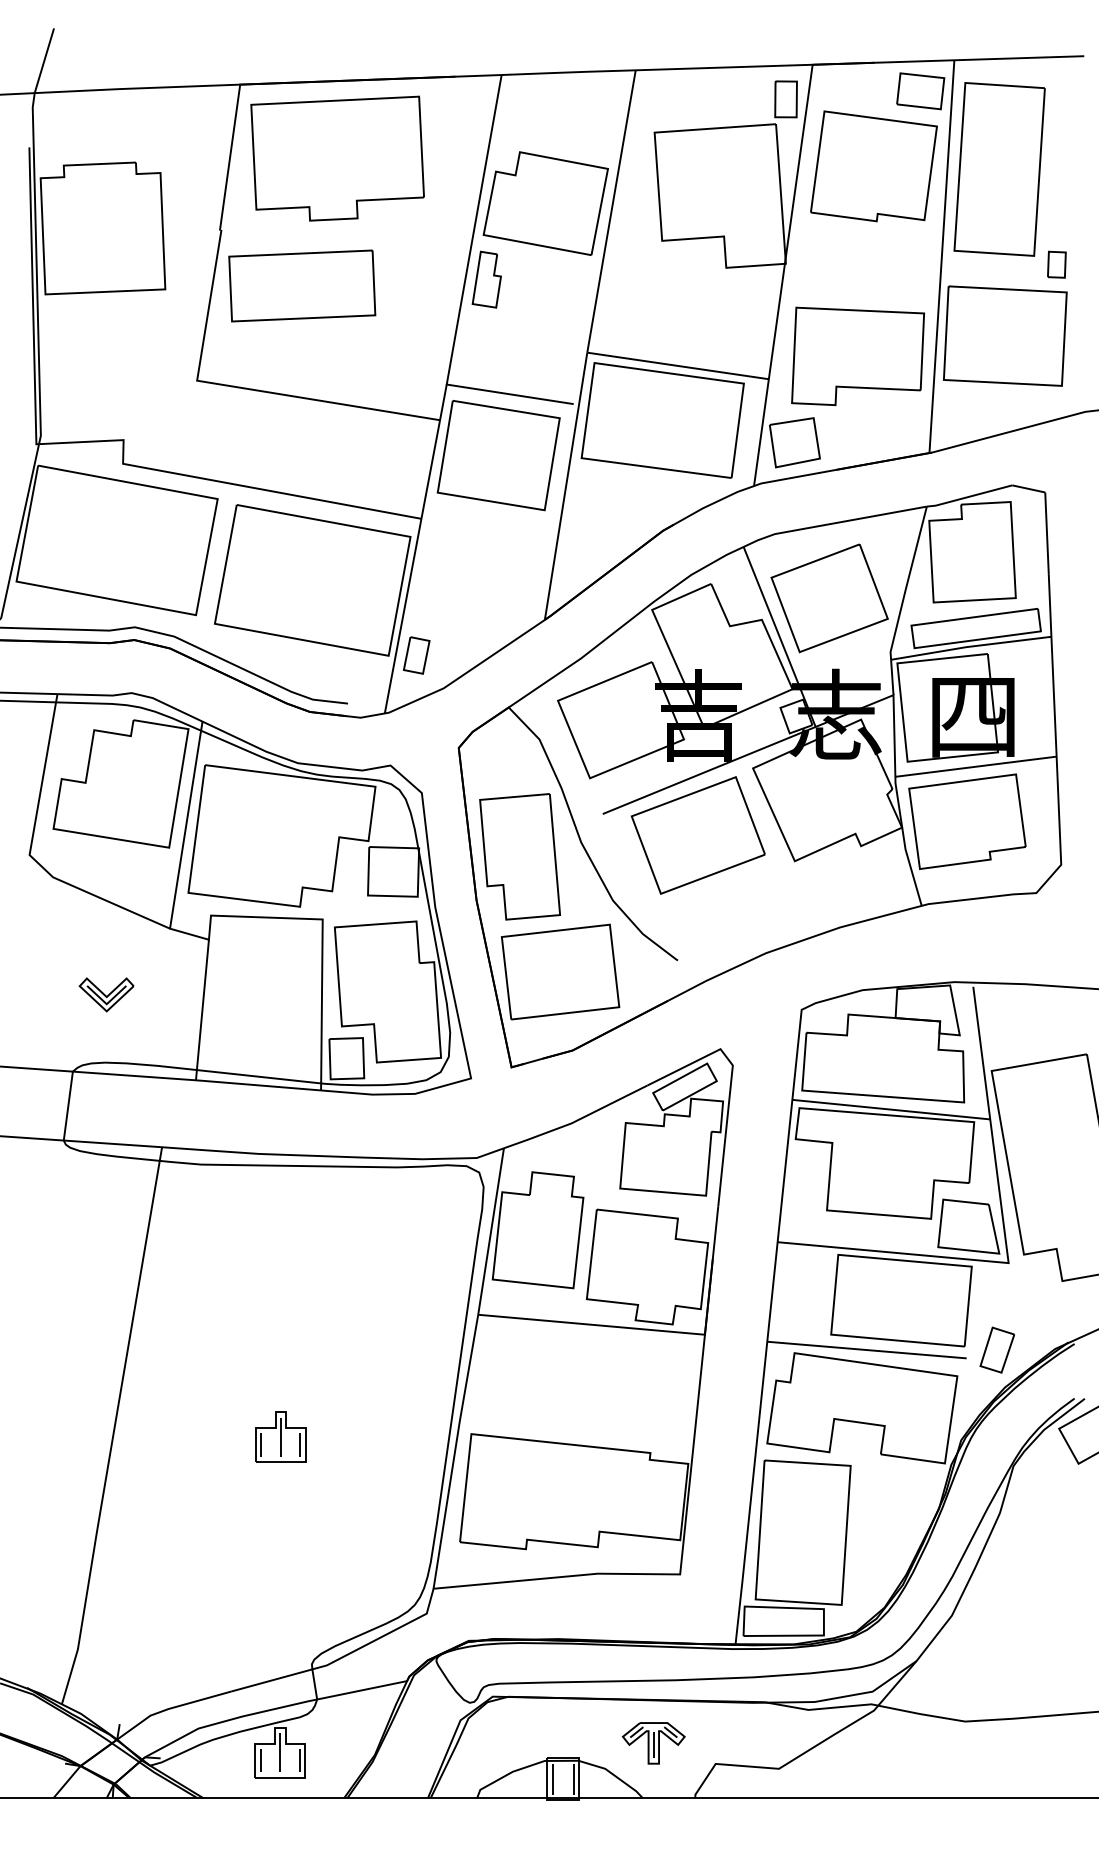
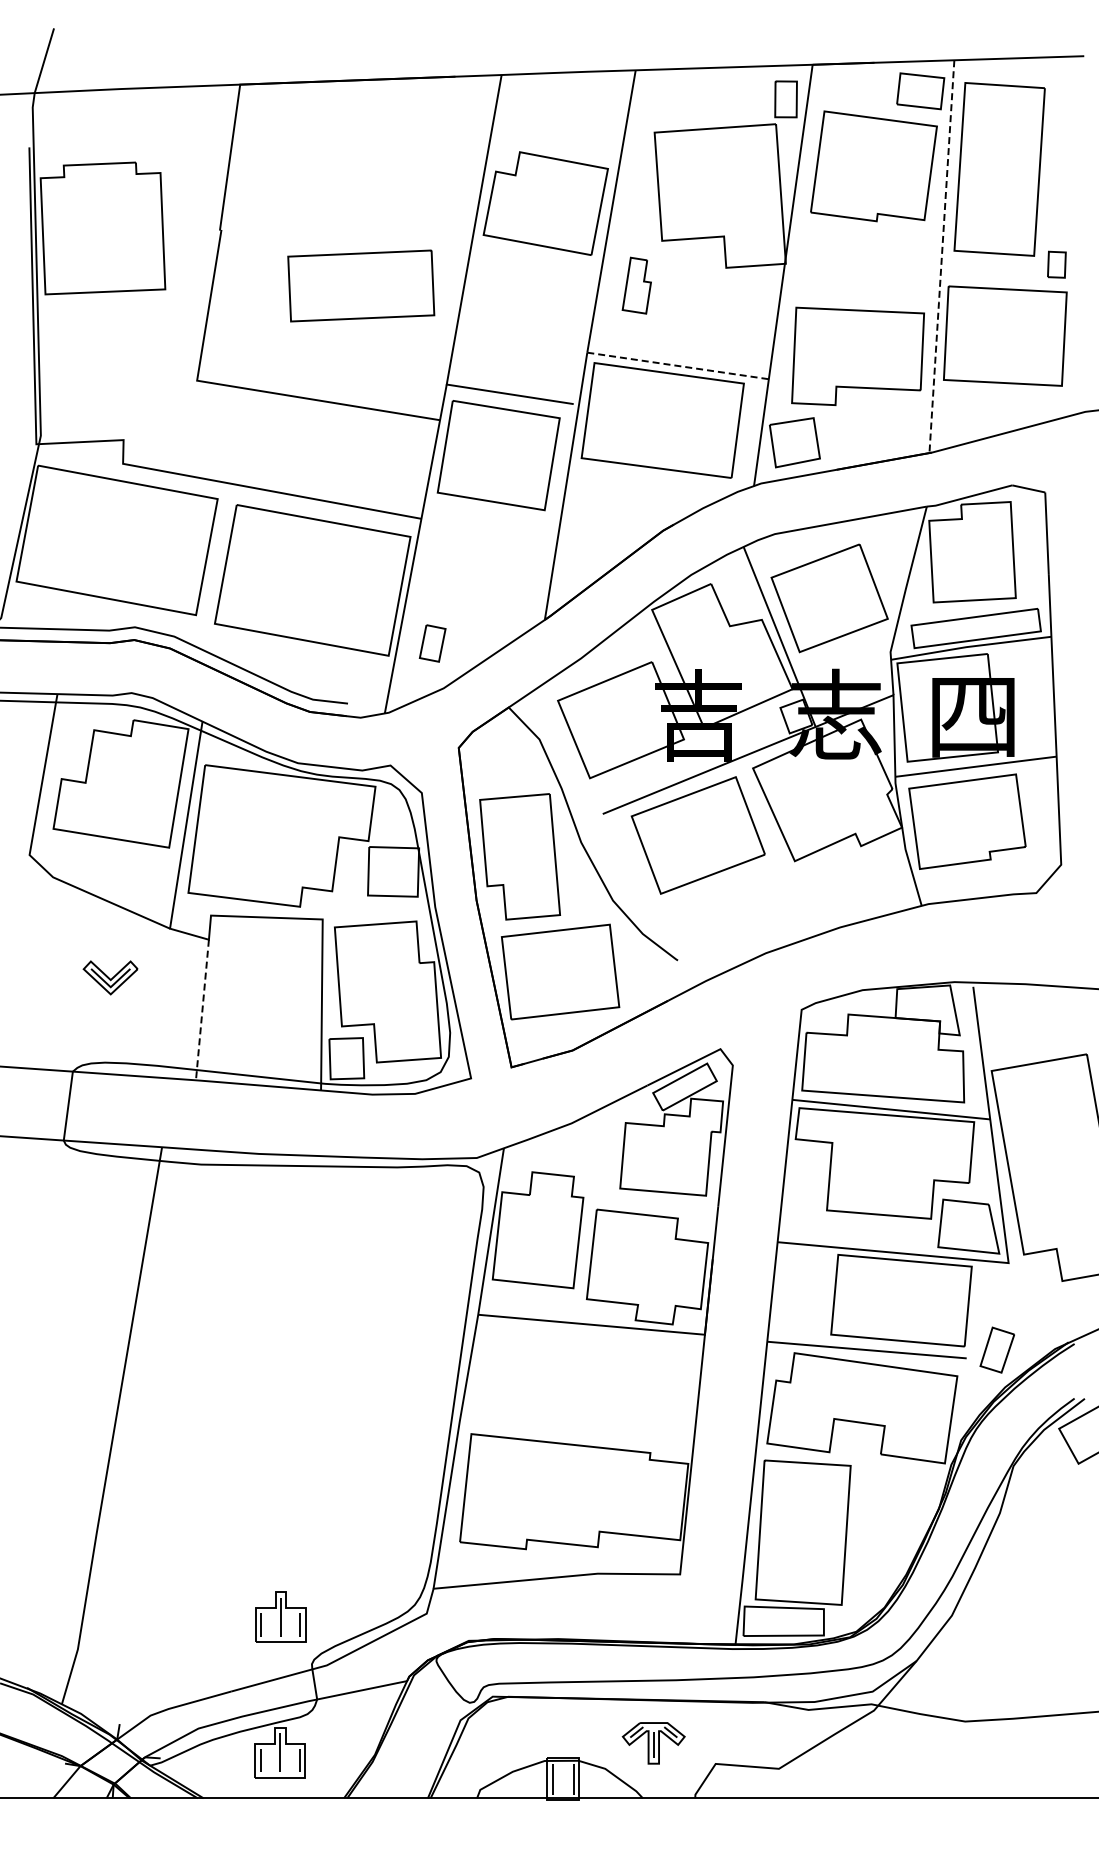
part: present -> none (337, 158)
line: solid -> dashed (941, 256)
part position: (486, 279) -> (636, 285) (636, 285)
part position: (302, 285) -> (361, 285) (361, 285)
line: solid -> dashed (678, 365)
part position: (416, 655) -> (432, 643) (432, 643)
part position: (106, 994) -> (110, 977) (110, 977)
line: solid -> dashed (202, 1011)
part position: (280, 1436) -> (280, 1616) (280, 1616)
